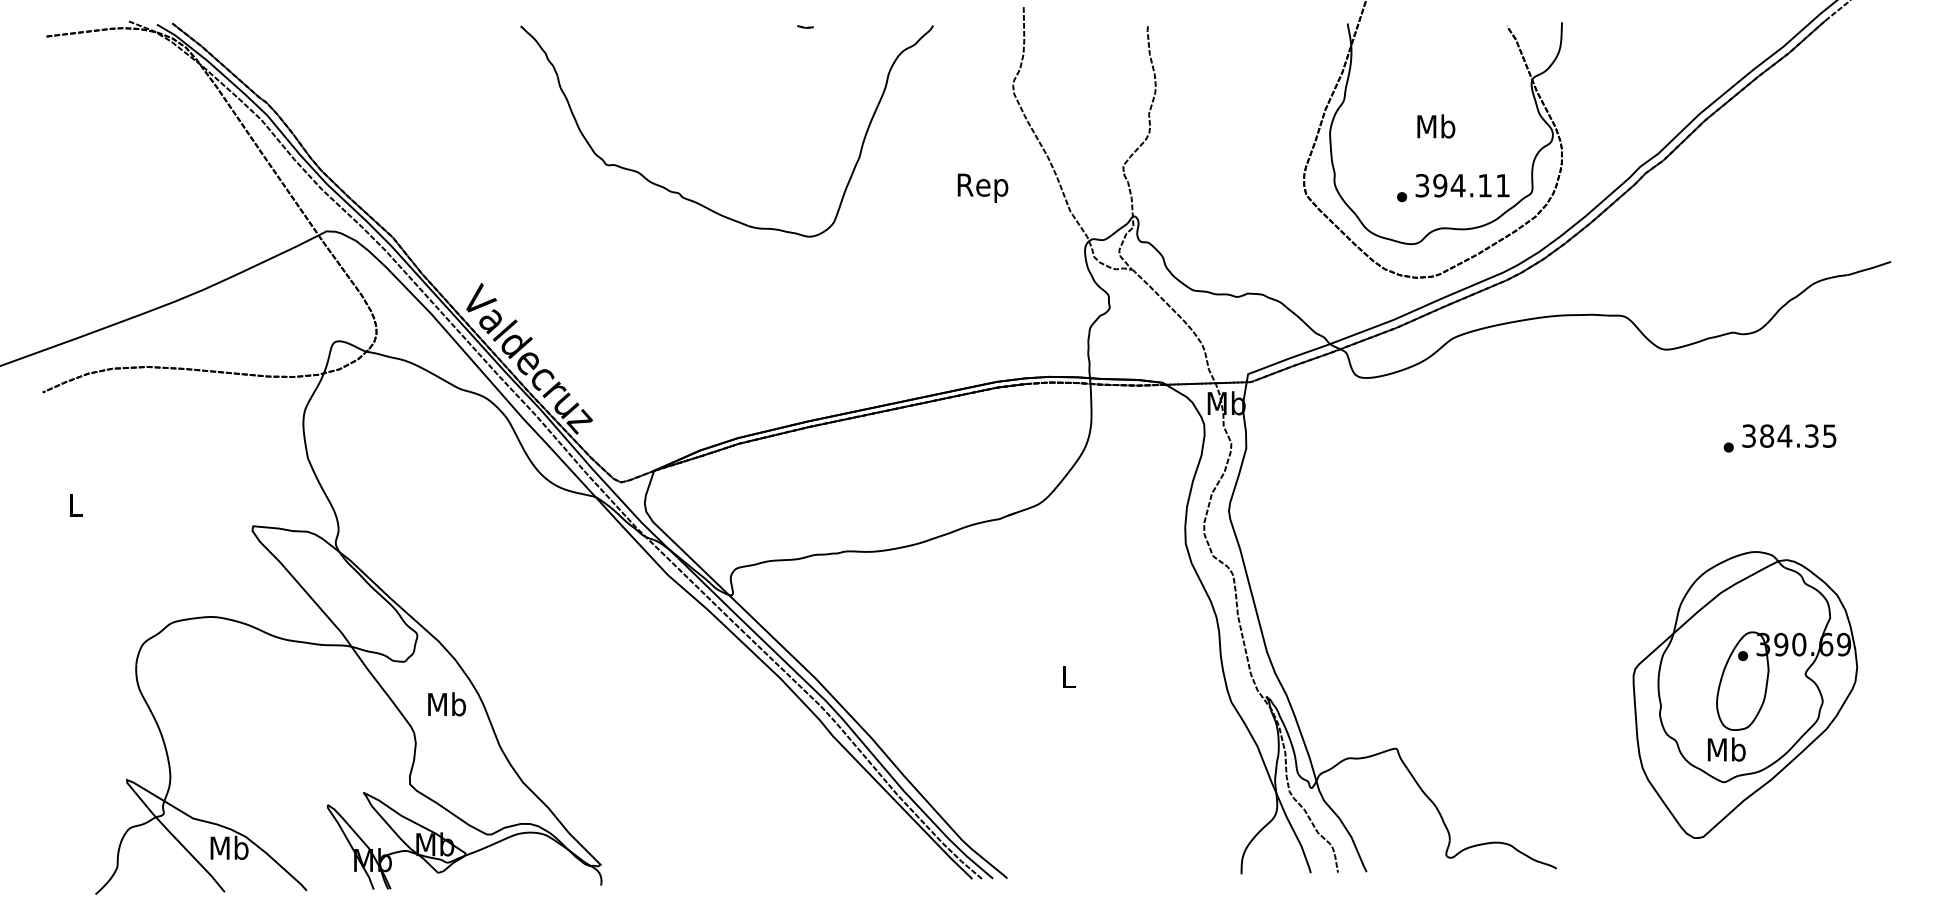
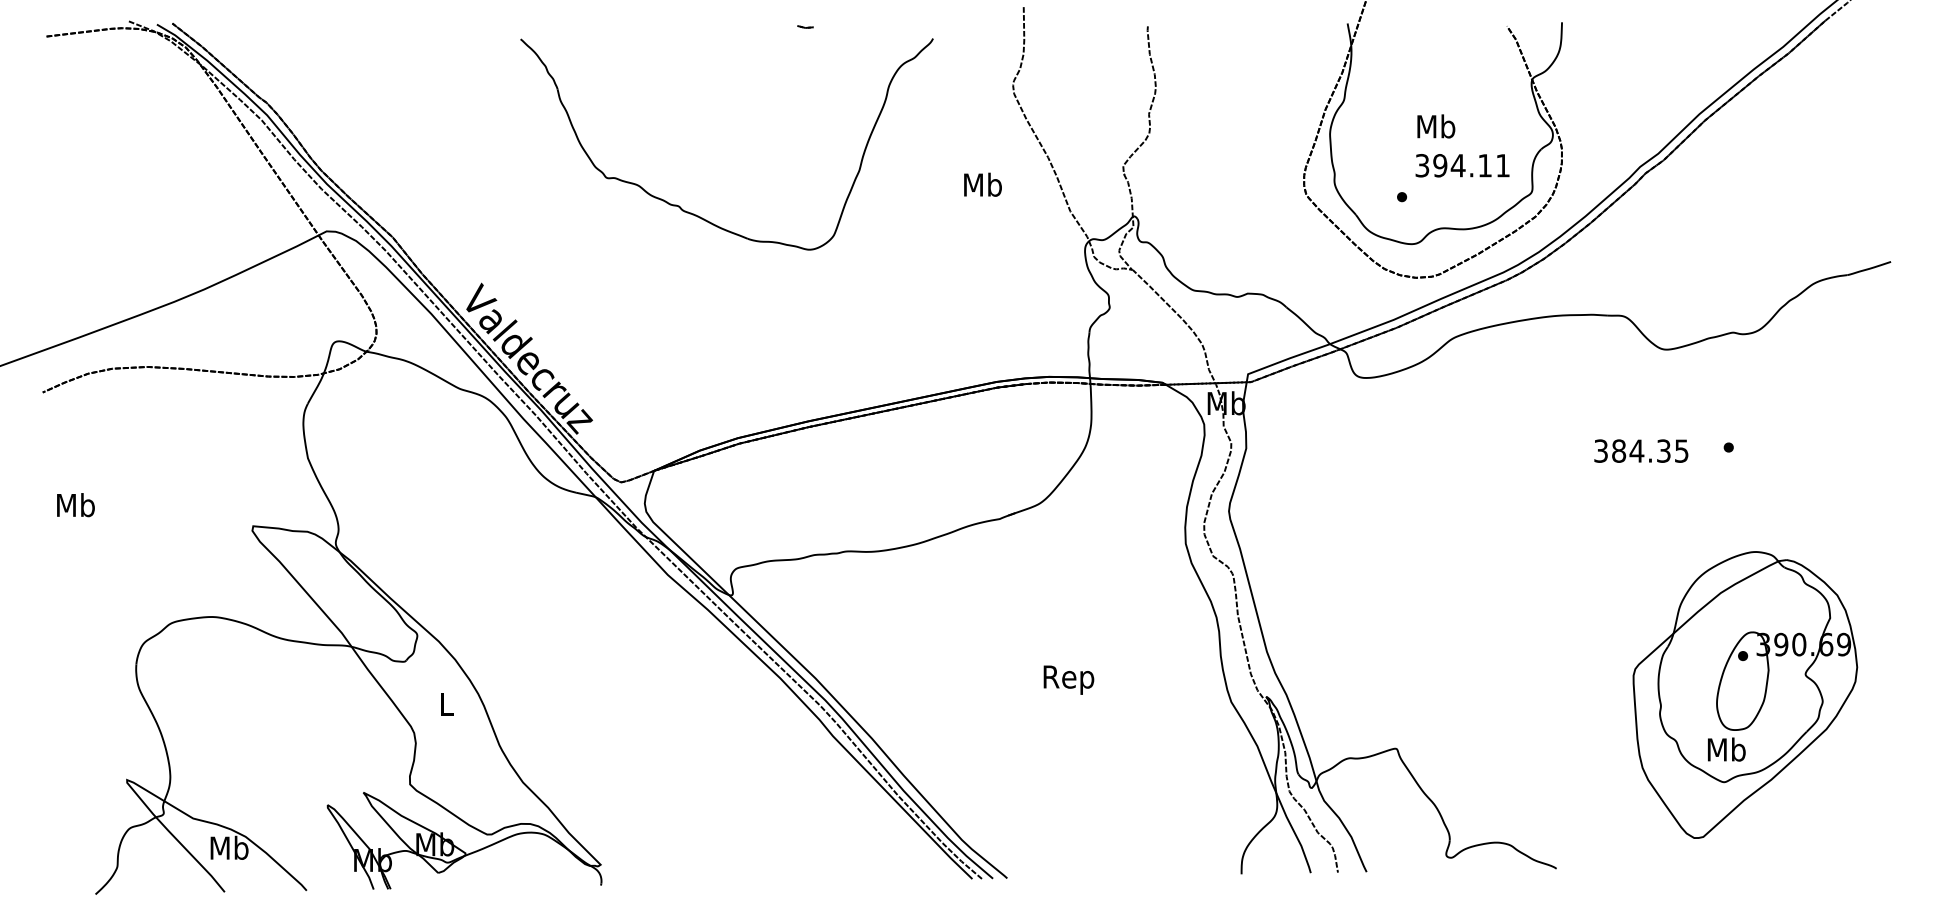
text position: (1462, 185) -> (1462, 165) (1462, 165)
text: Rep -> Mb (982, 187)
part position: (696, 201) -> (696, 214) (696, 214)
text position: (1789, 435) -> (1641, 450) (1641, 450)
text: L -> Mb (75, 505)
text: L -> Rep (1068, 679)
text: Mb -> L (446, 704)
